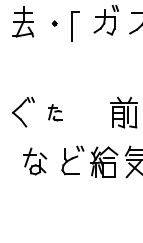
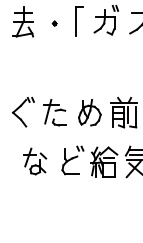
part position: (75, 26) -> (79, 21) (79, 21)
part size: 15x18 px -> 24x28 px (54, 112)
part: none -> present (89, 112)
